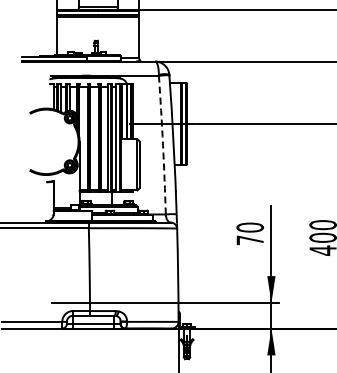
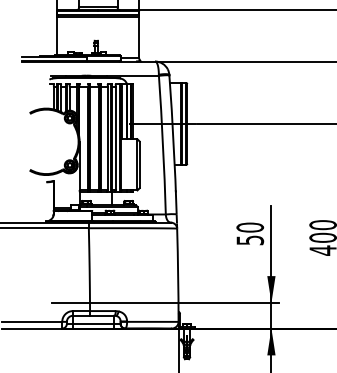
arc: dashed -> solid (163, 145)
text: 70 -> 50 (250, 240)
